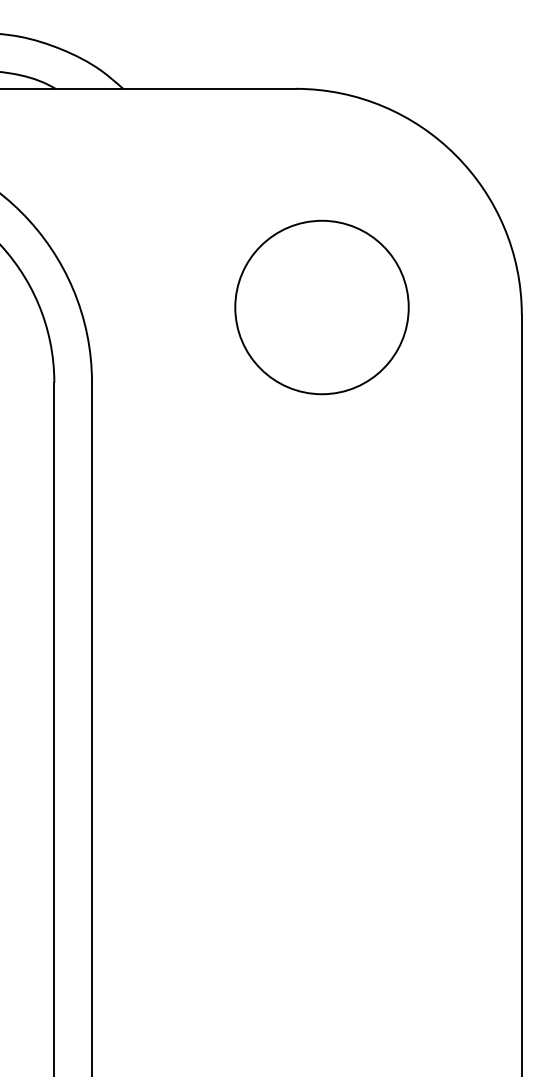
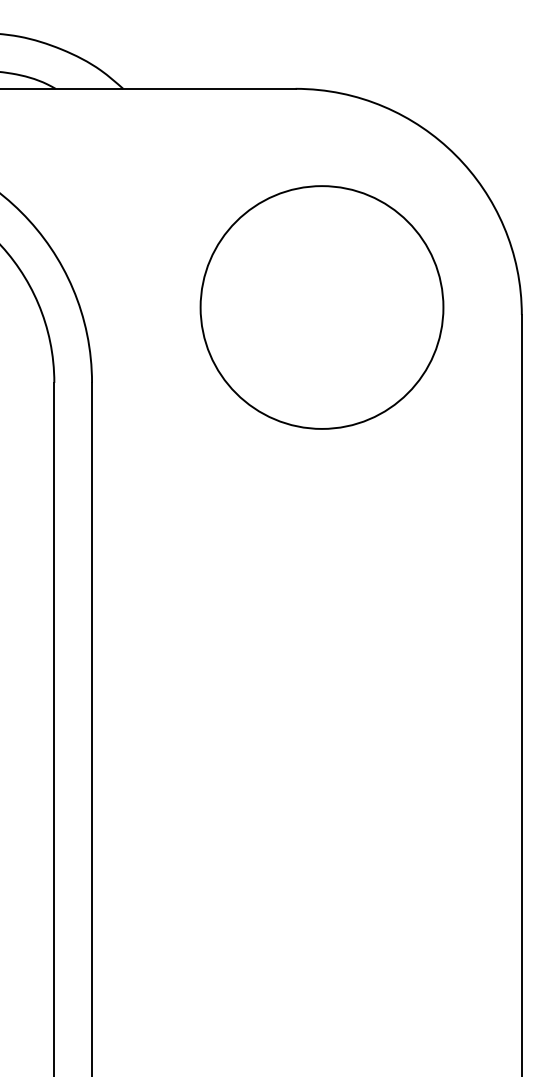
circle size: 176x177 px -> 246x245 px (321, 307)
